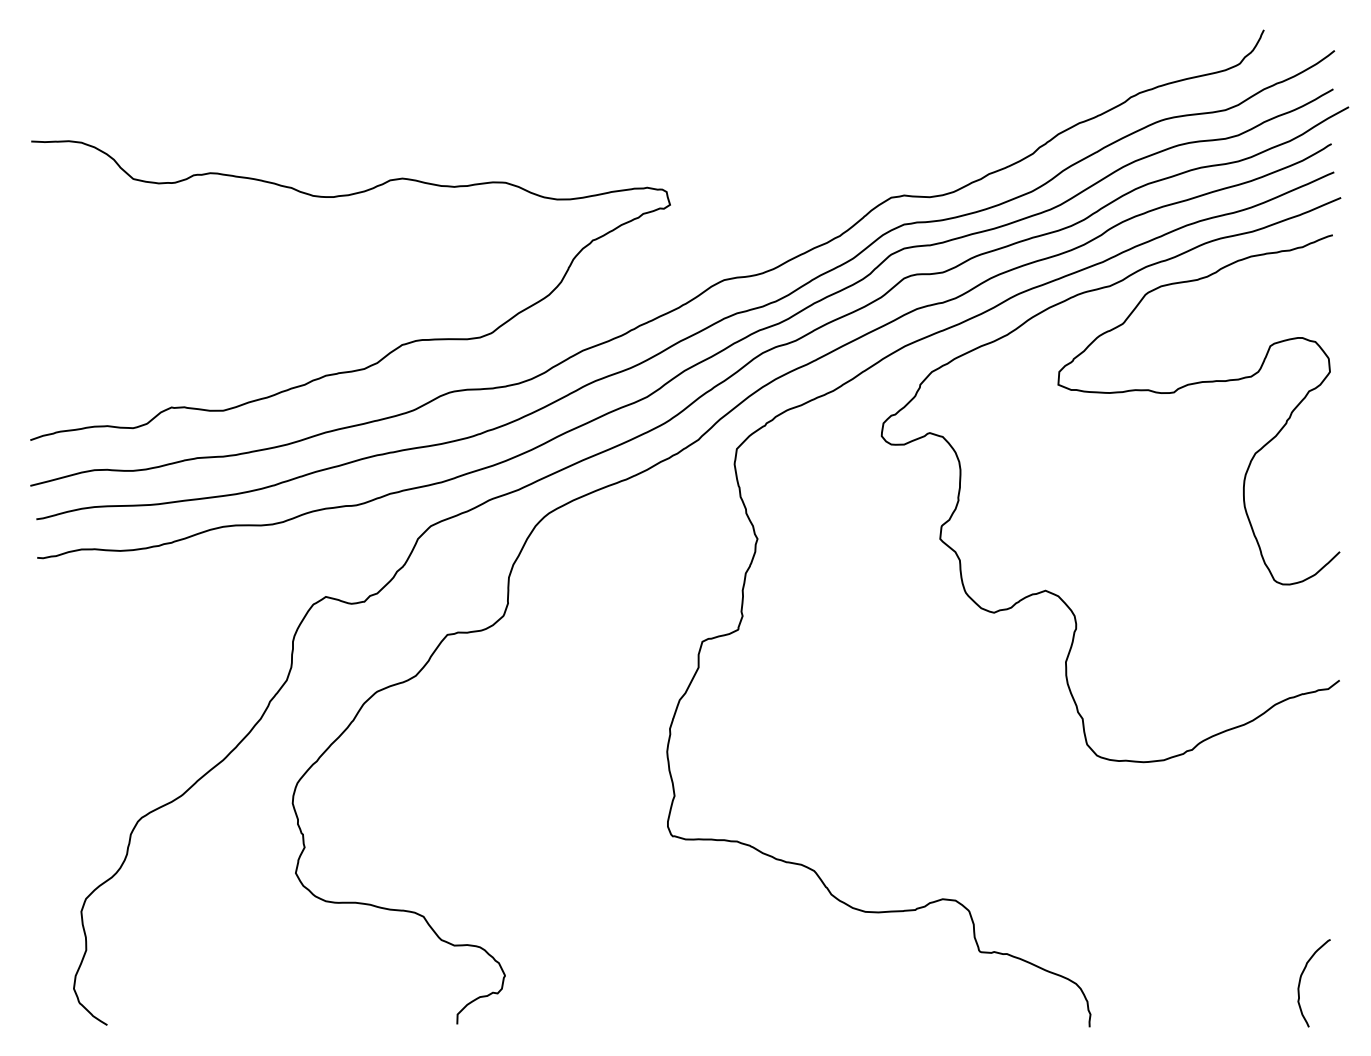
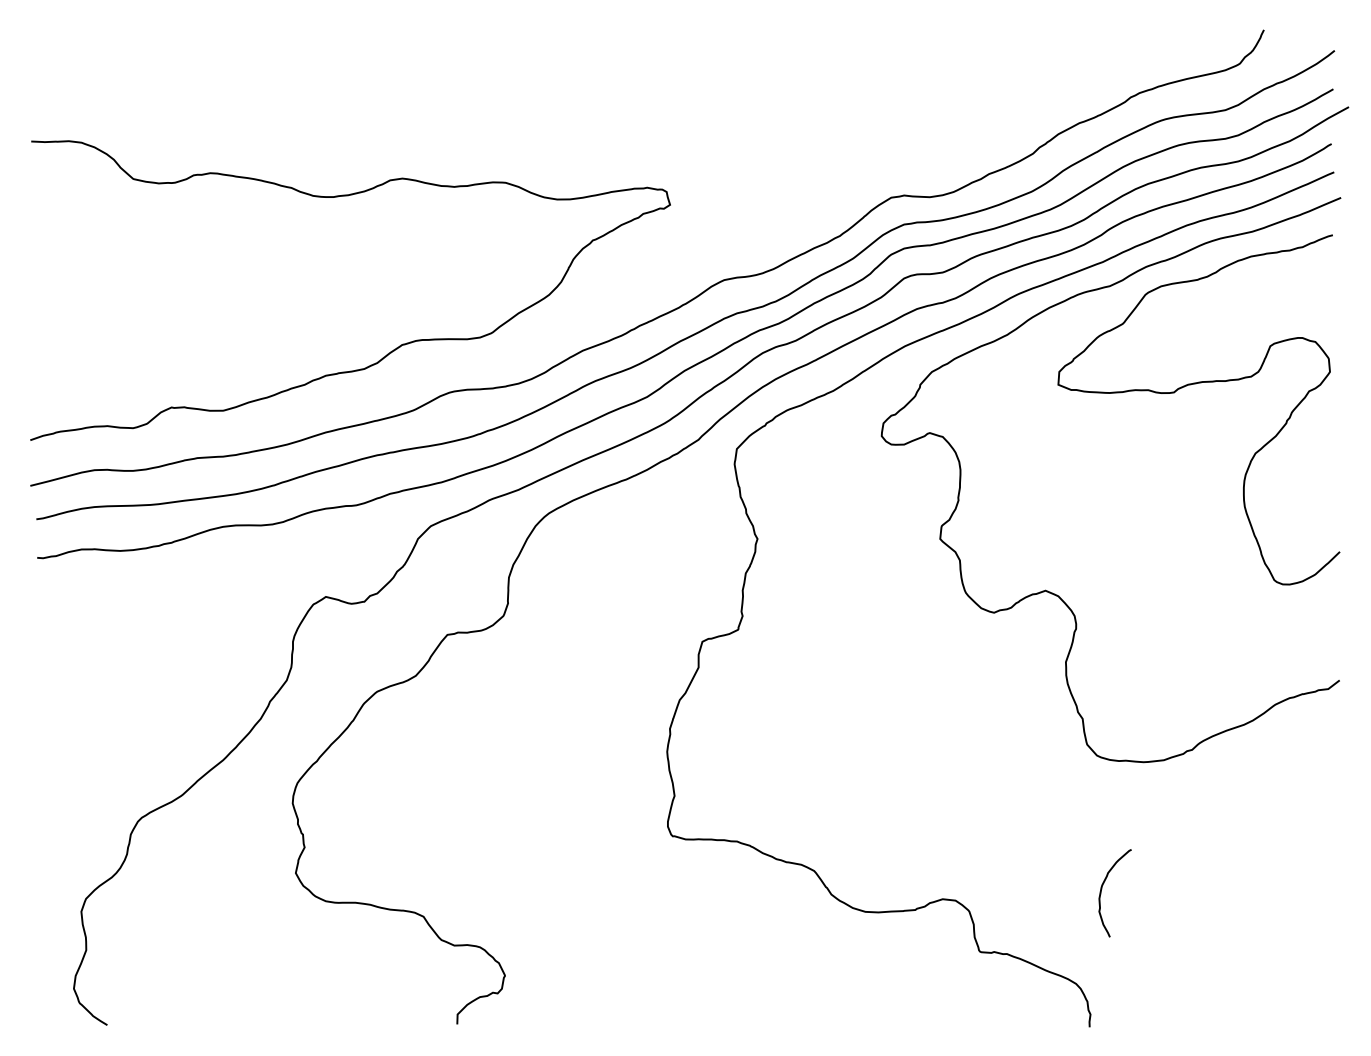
curve position: (1301, 979) -> (1102, 889) (1102, 889)
